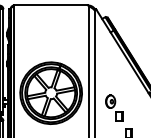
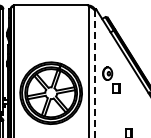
line: solid -> dashed (94, 73)
part position: (114, 107) -> (111, 79) (111, 79)
